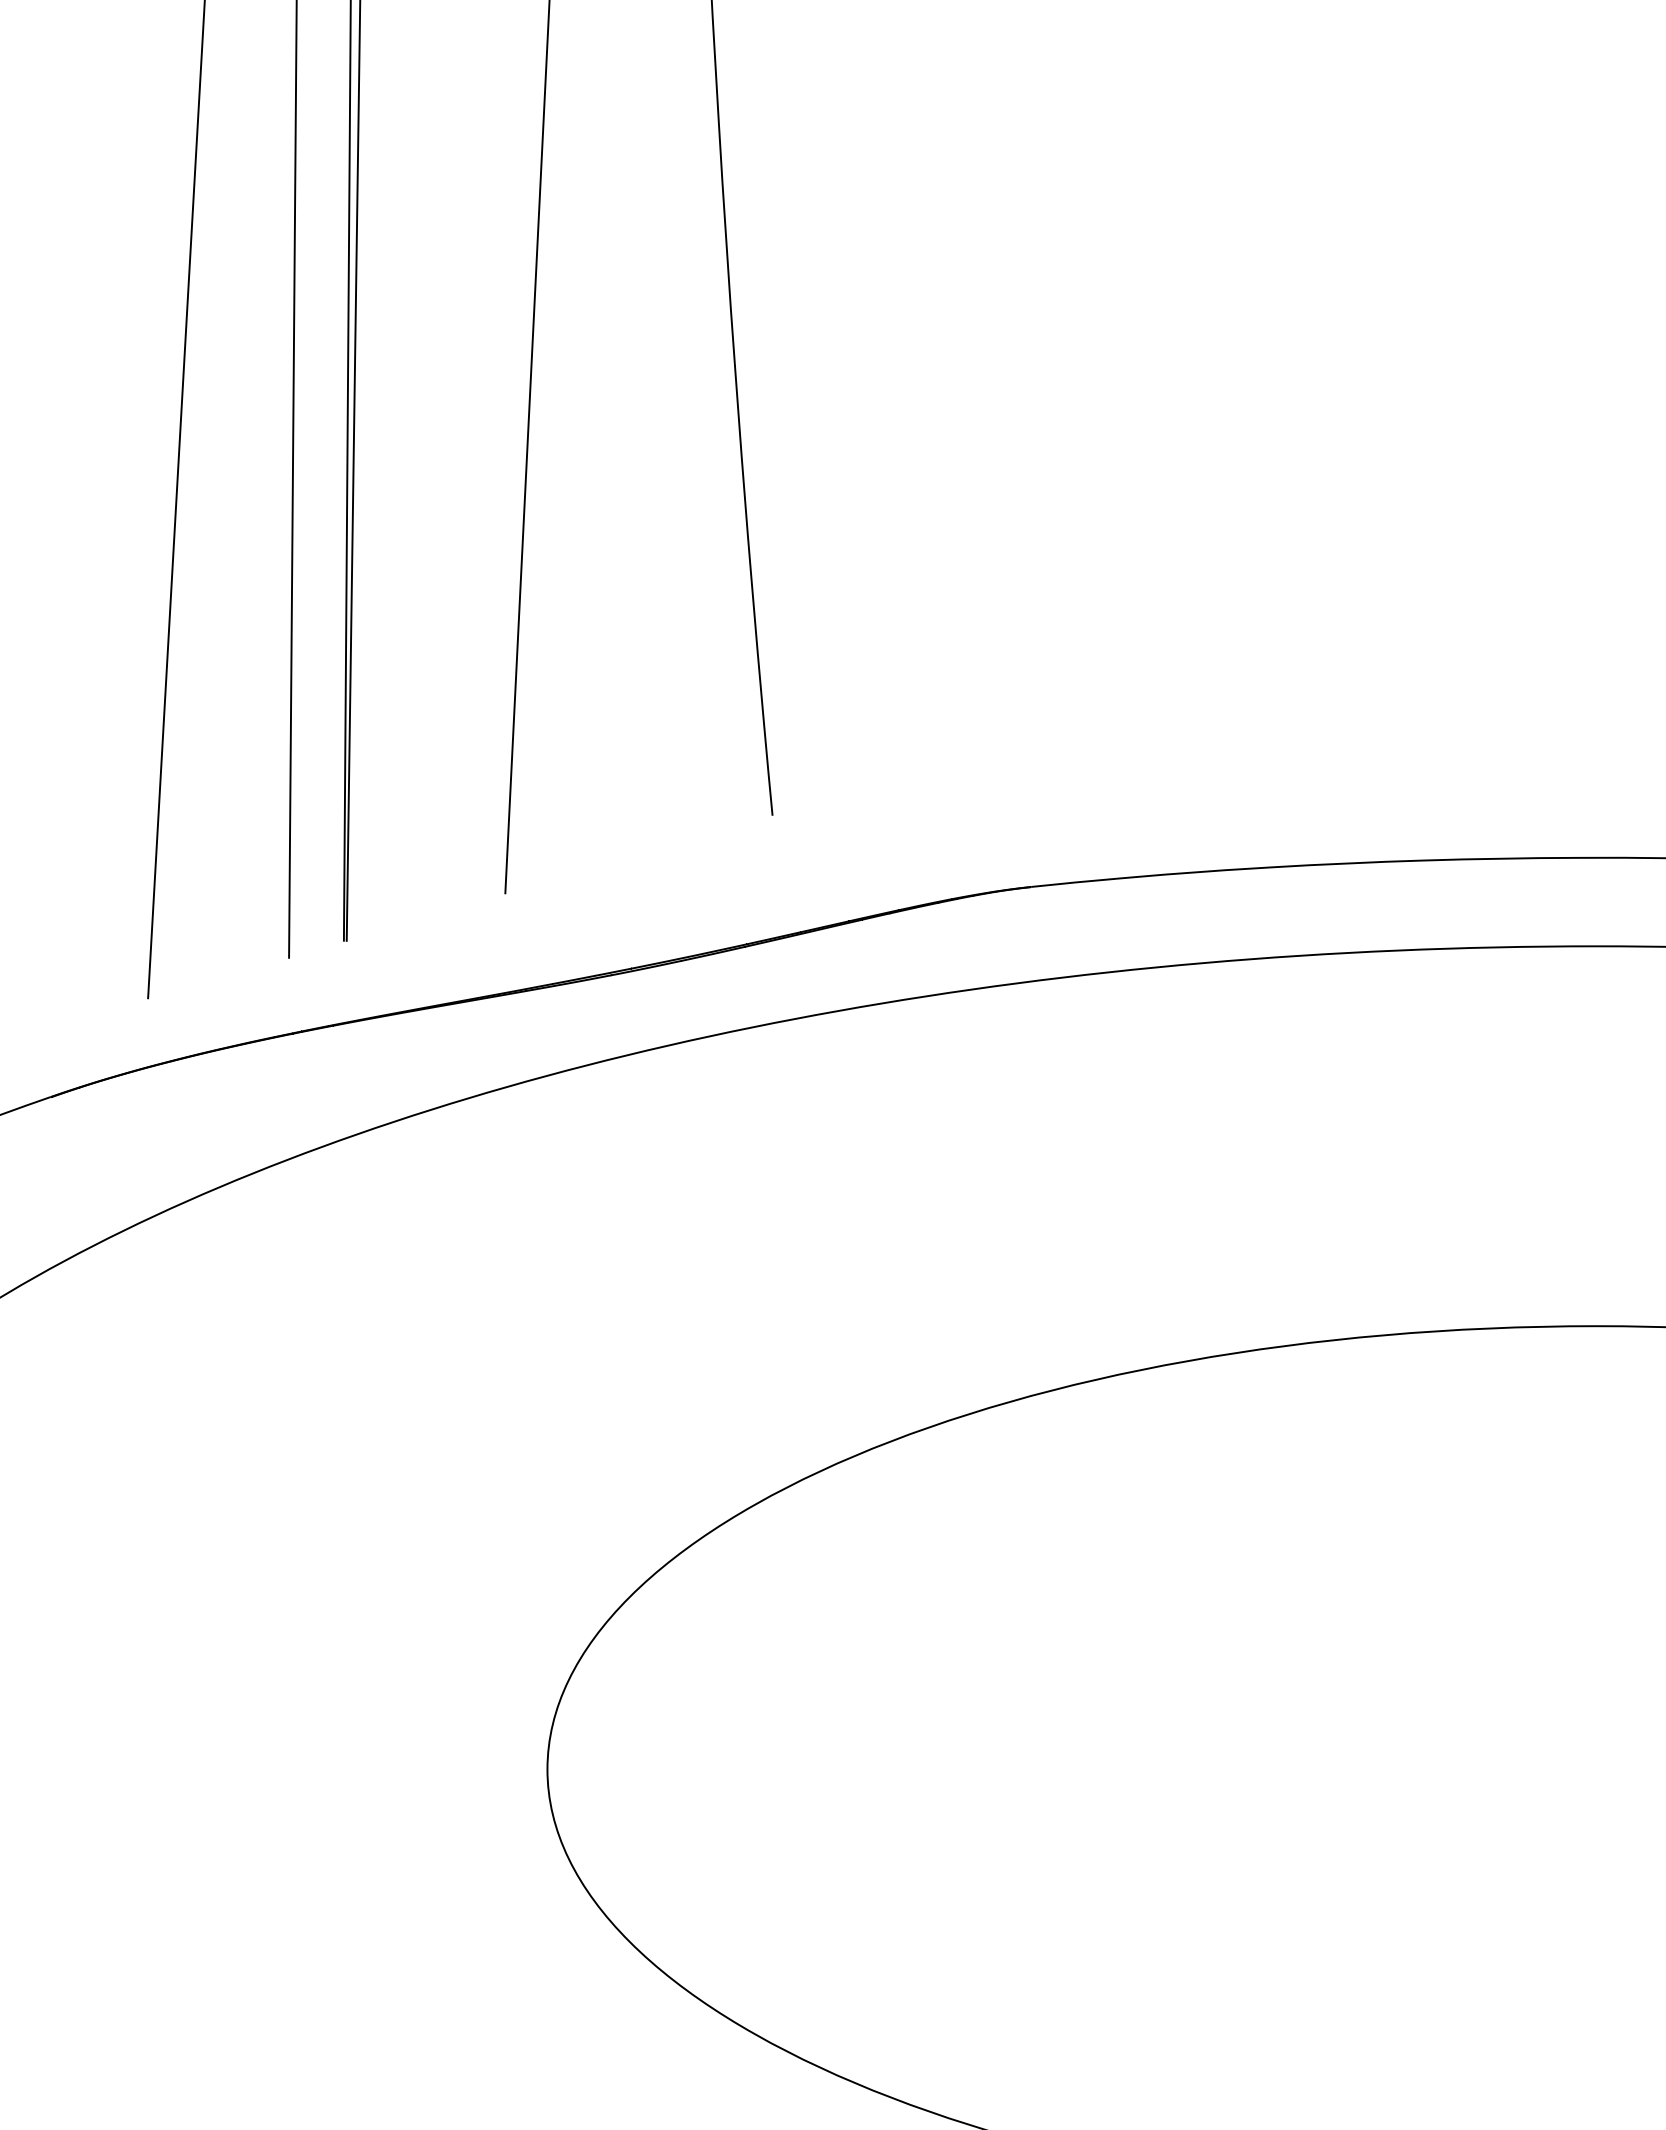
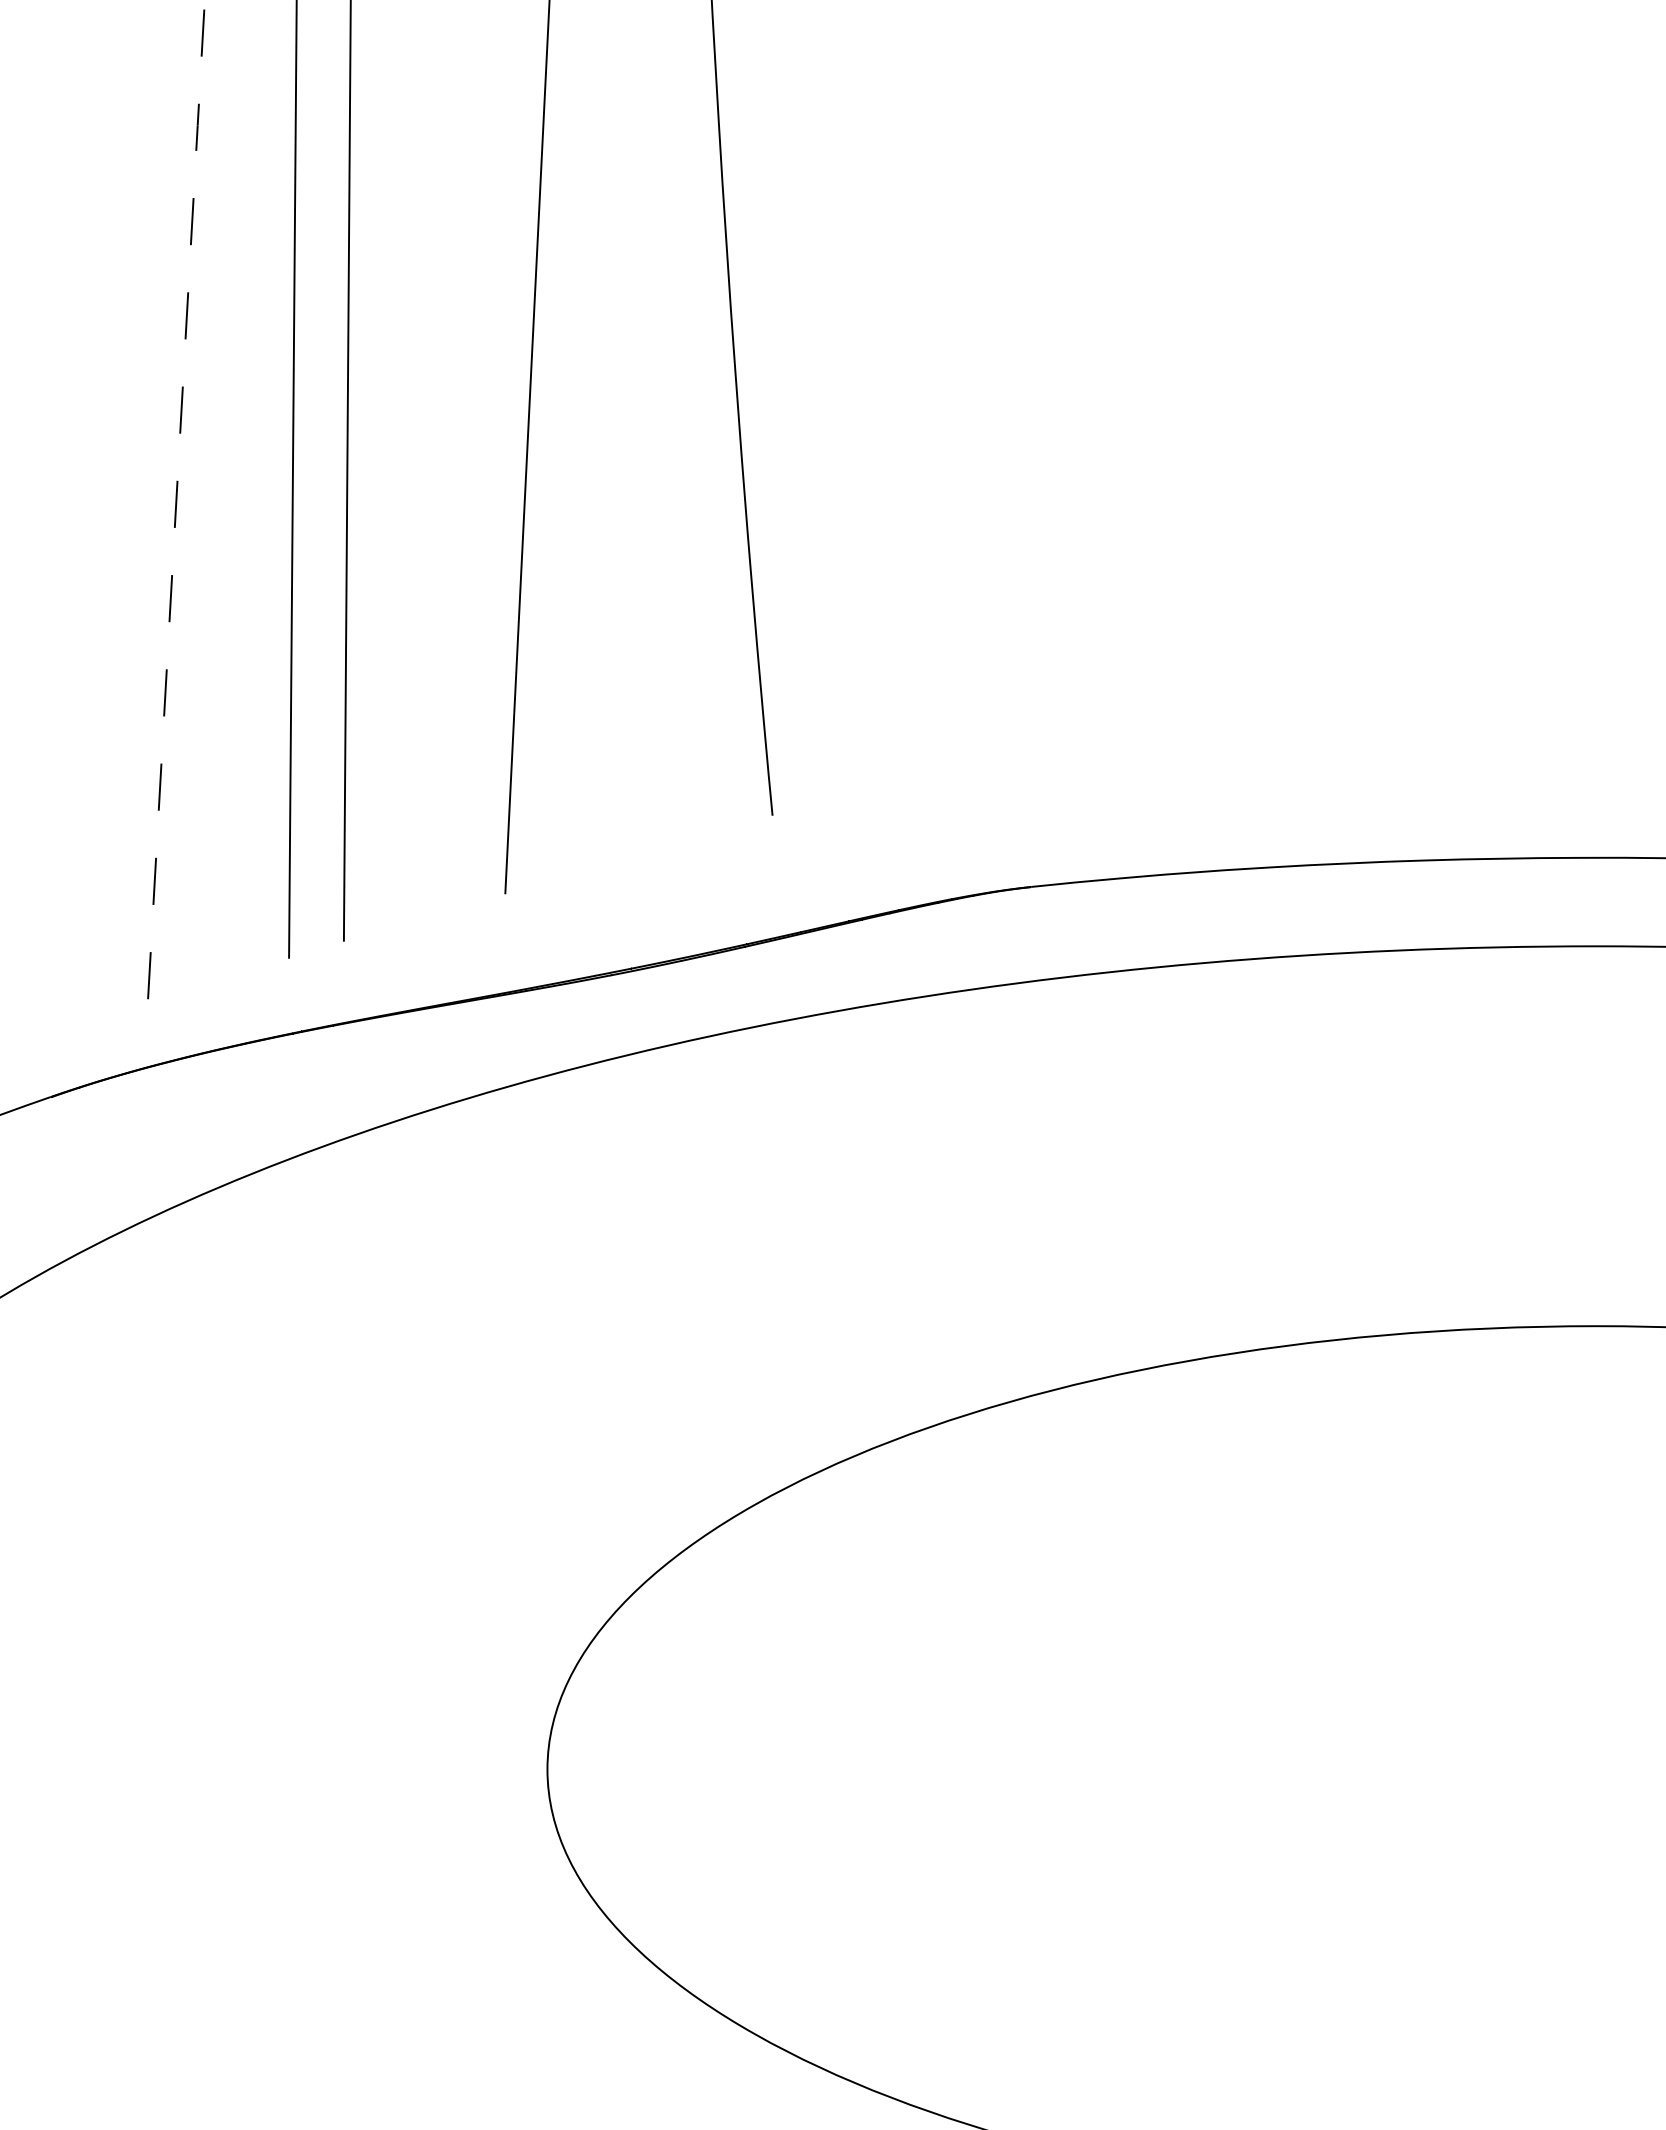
line: present -> none (353, 471)
line: solid -> dashed (176, 499)
